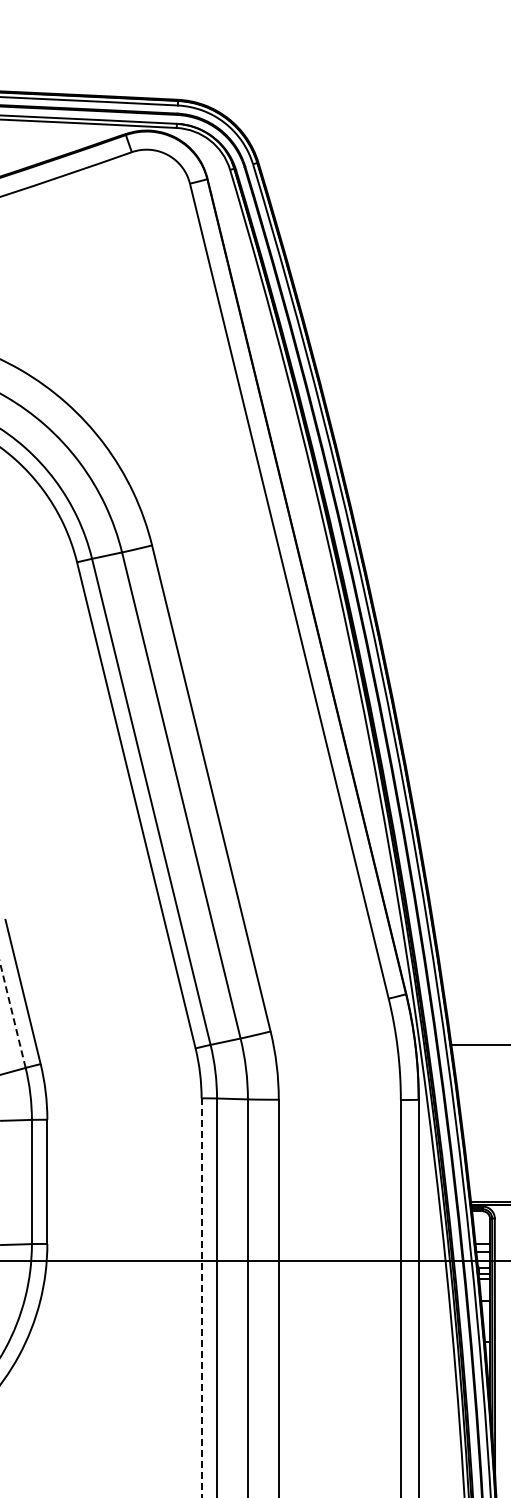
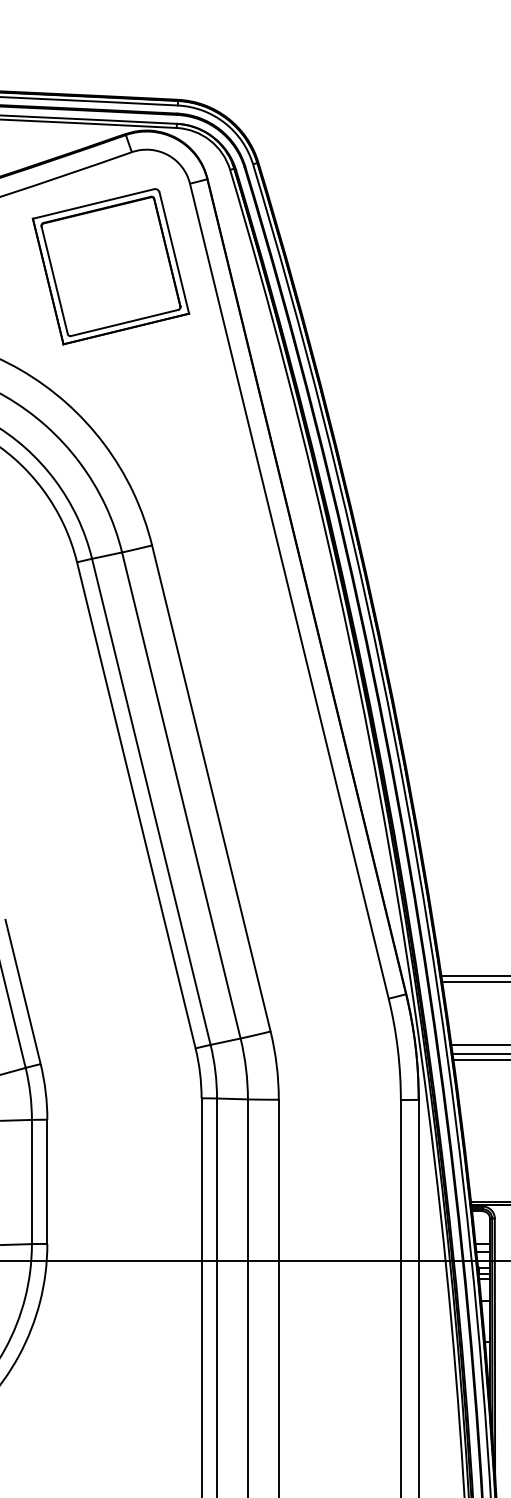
part: none -> present (110, 266)
line: none -> present (473, 975)
line: none -> present (474, 981)
line: dashed -> solid (12, 1015)
line: none -> present (479, 1054)
line: none -> present (480, 1059)
line: dashed -> solid (201, 1298)
